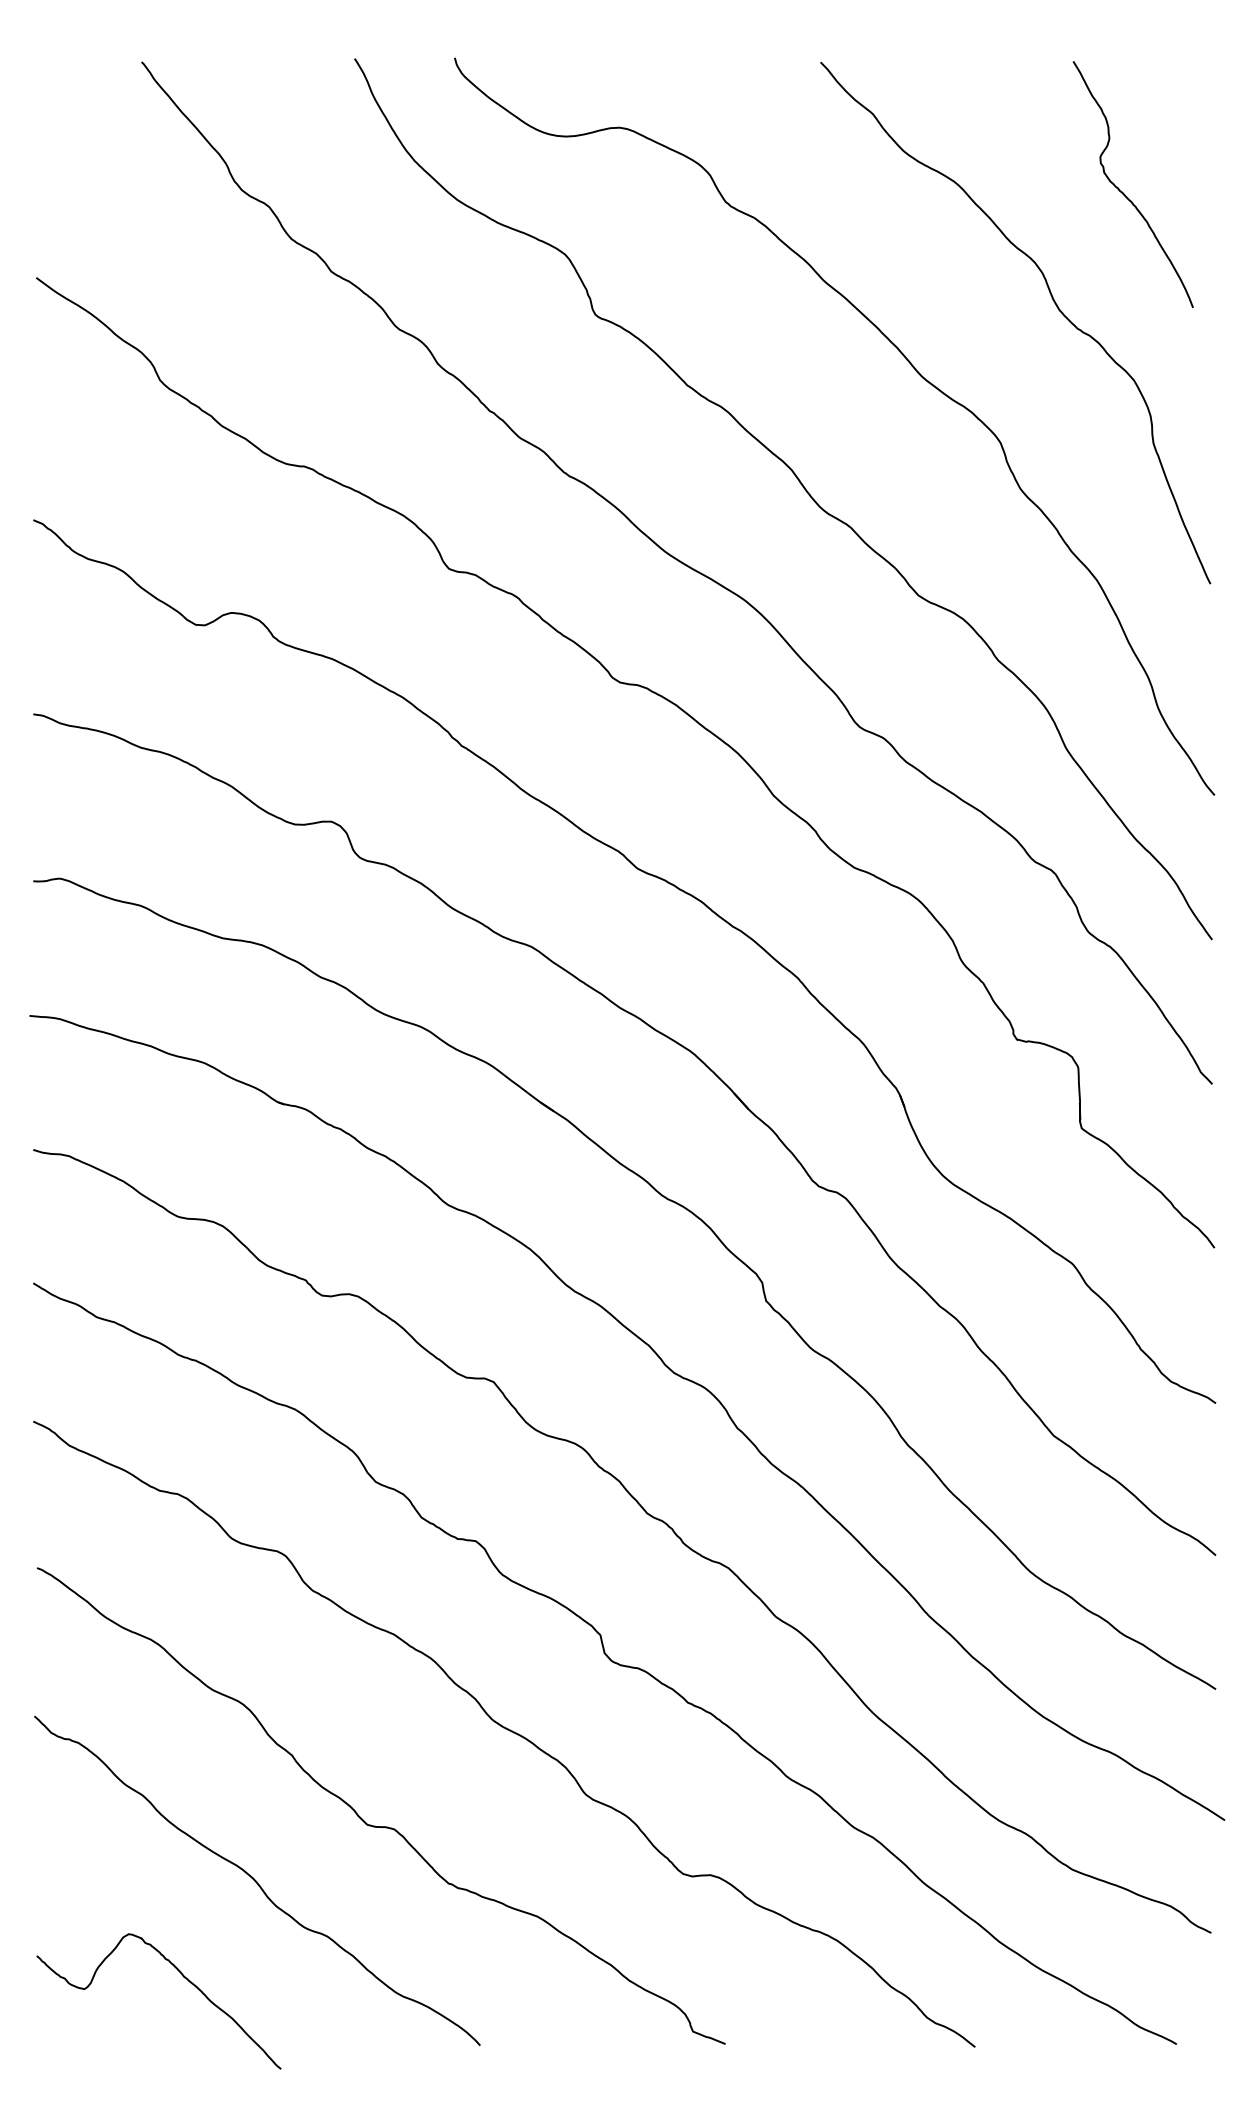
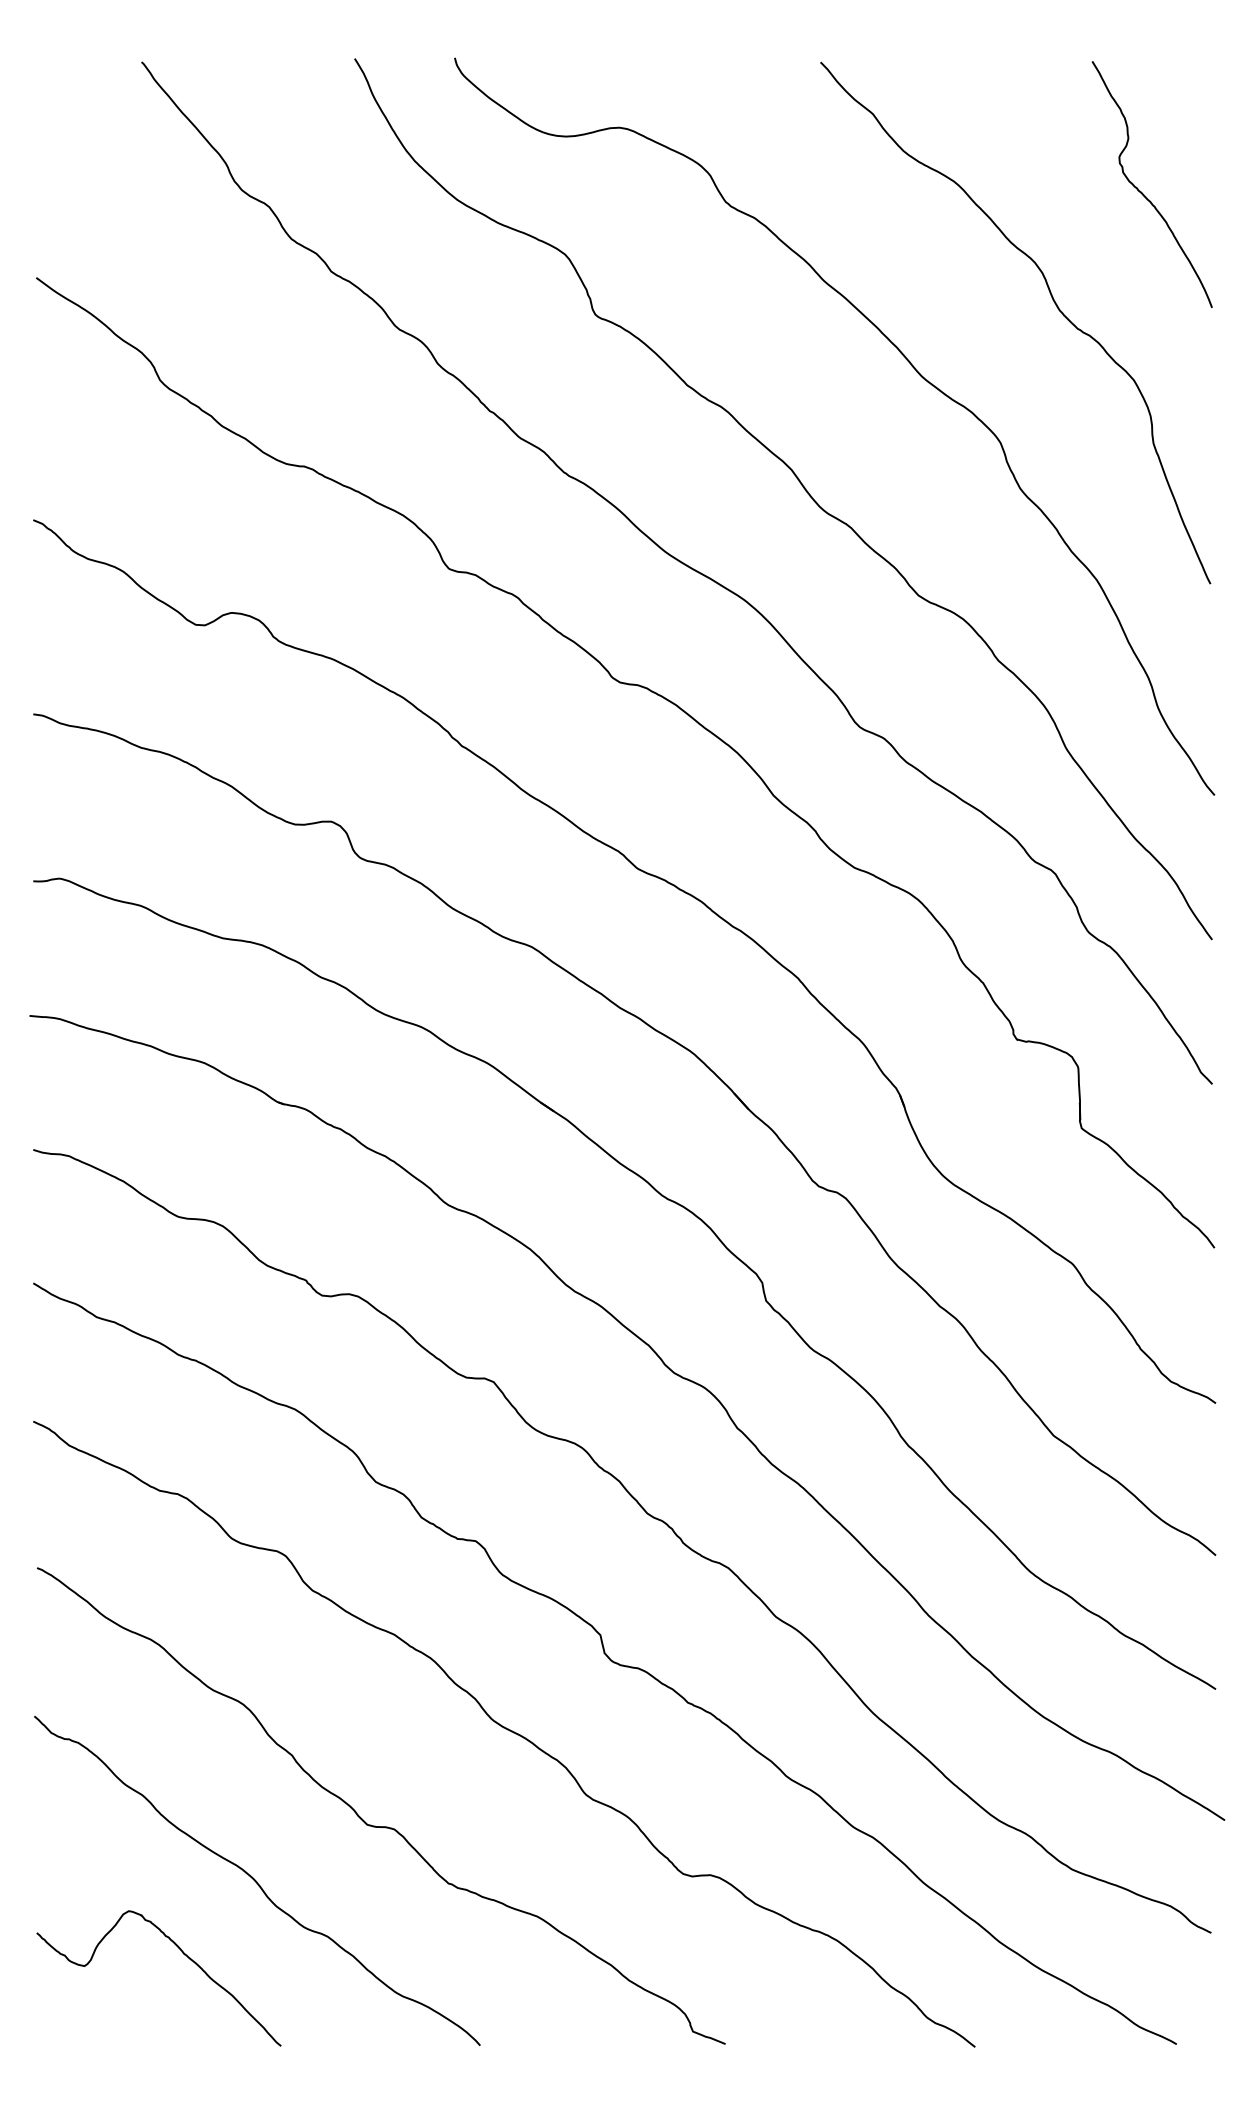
curve position: (1123, 192) -> (1142, 192) (1142, 192)
curve position: (182, 1976) -> (182, 1953) (182, 1953)
